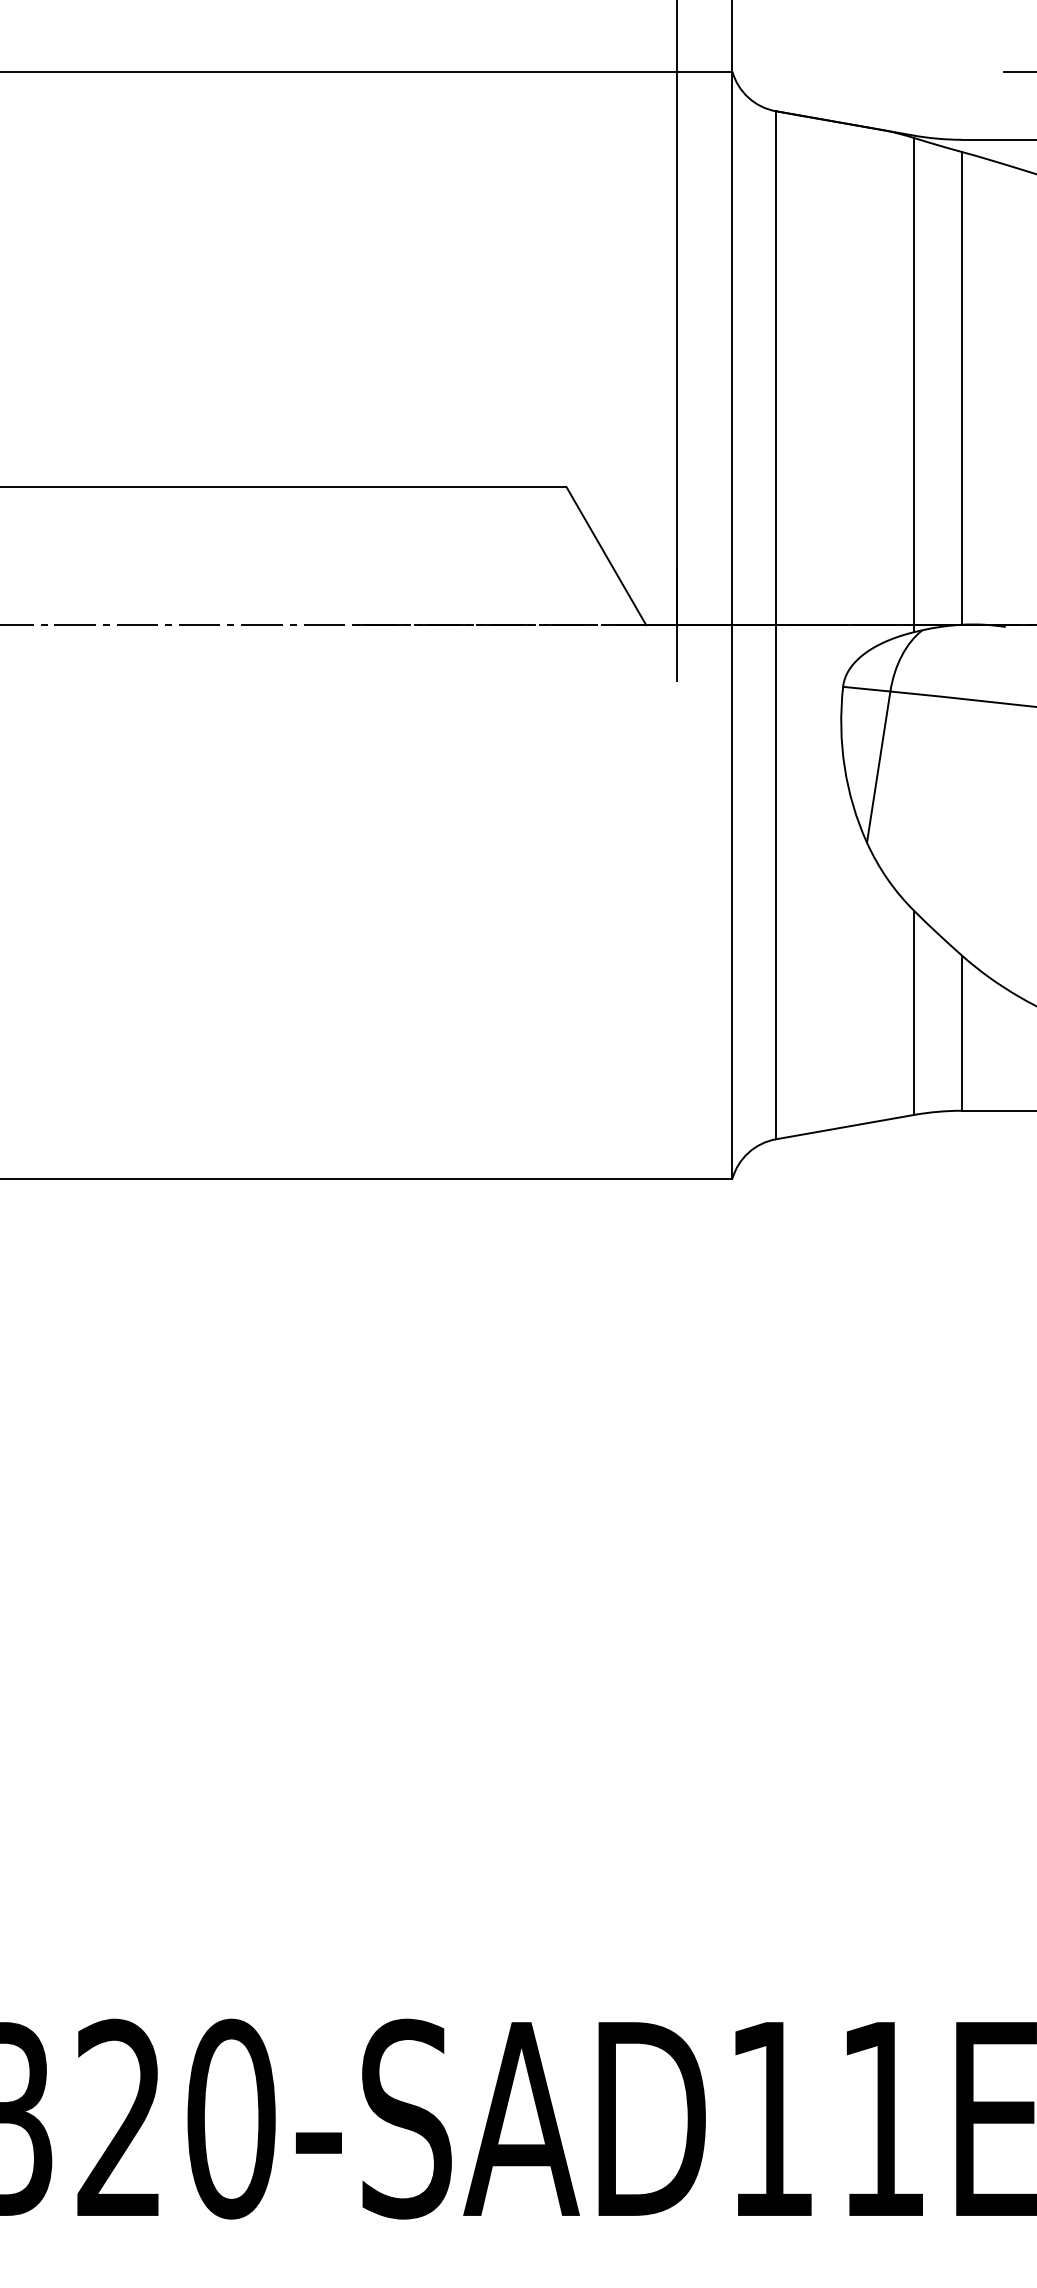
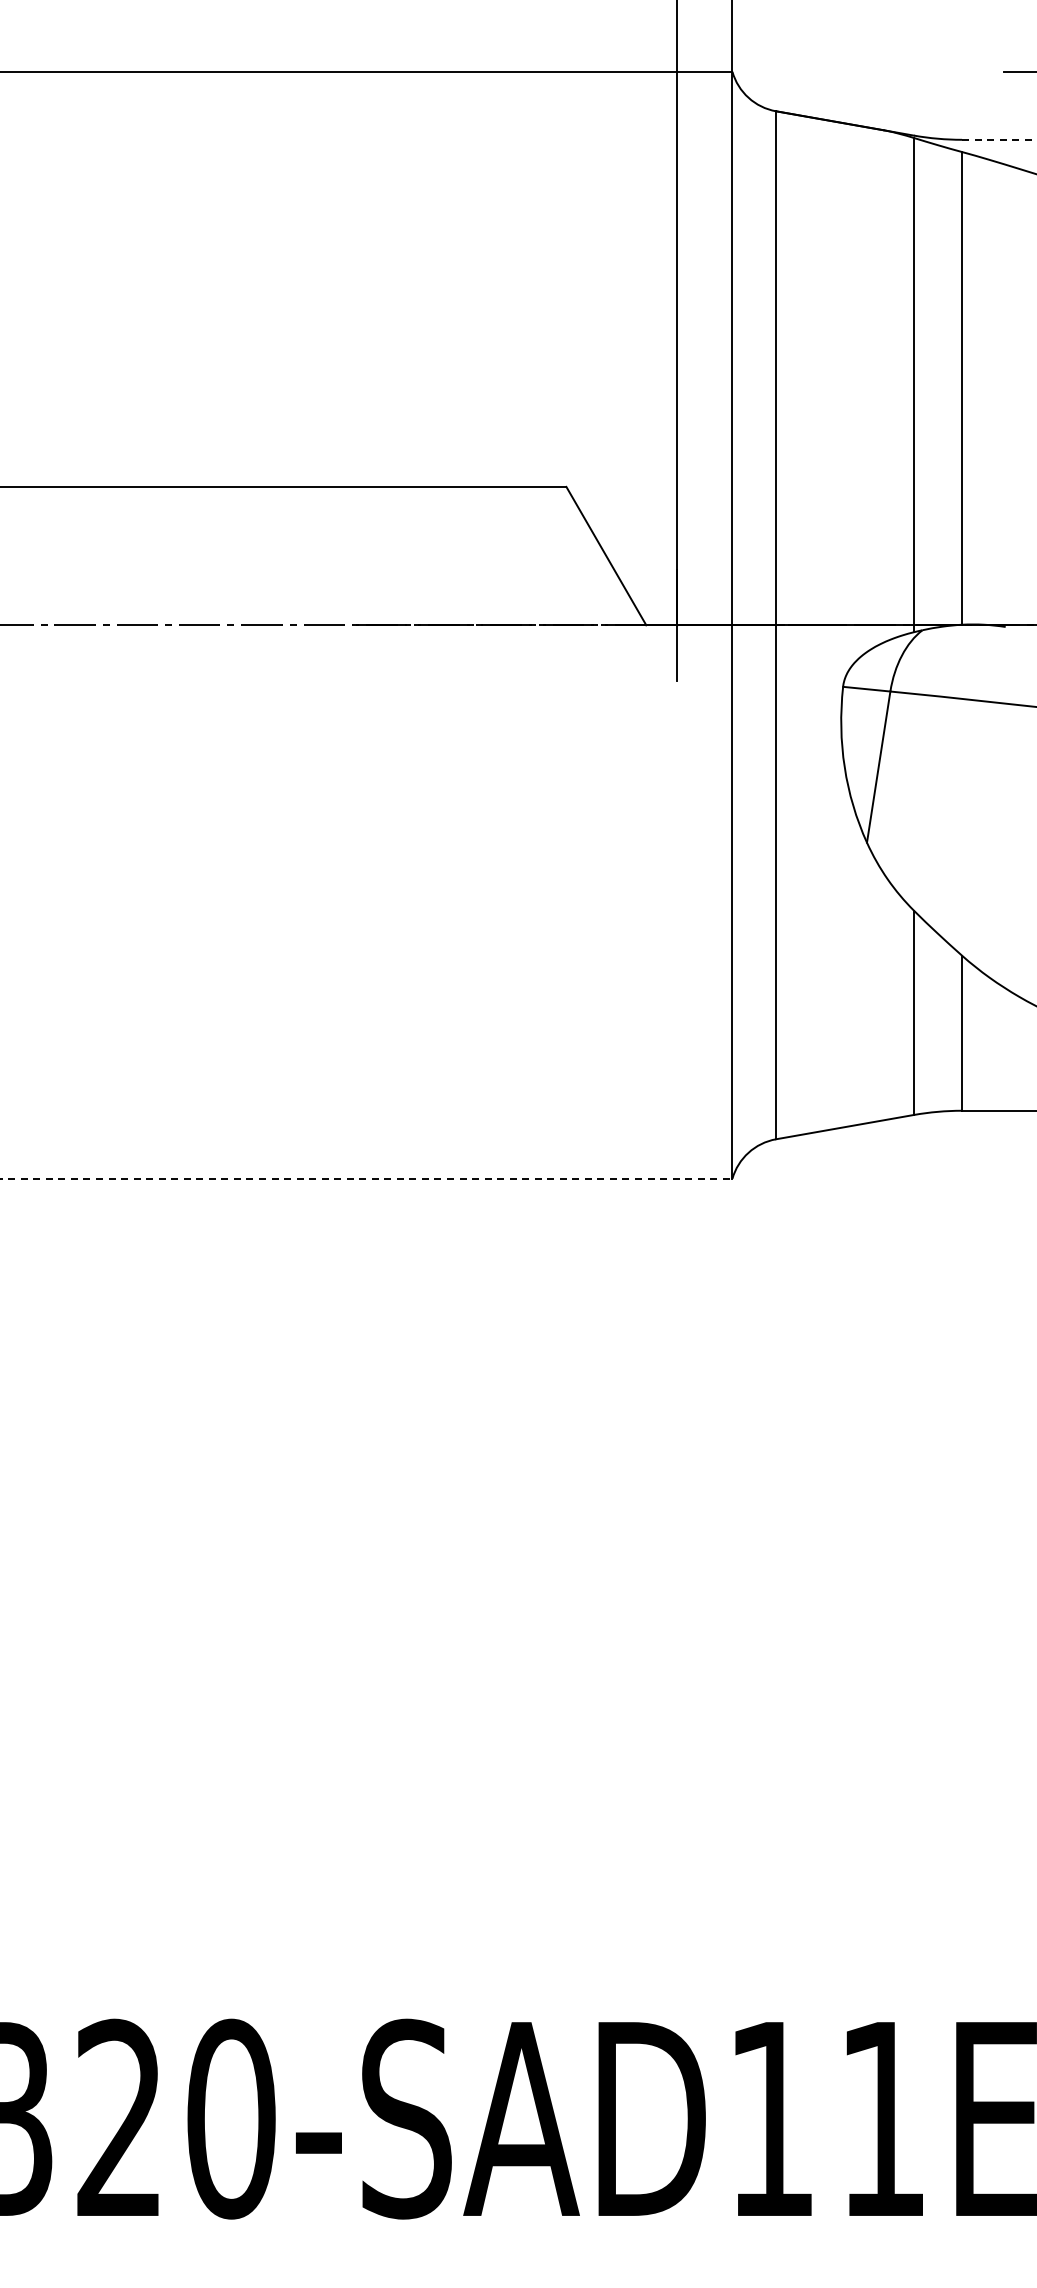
line: solid -> dashed (999, 139)
line: solid -> dashed (366, 1178)
